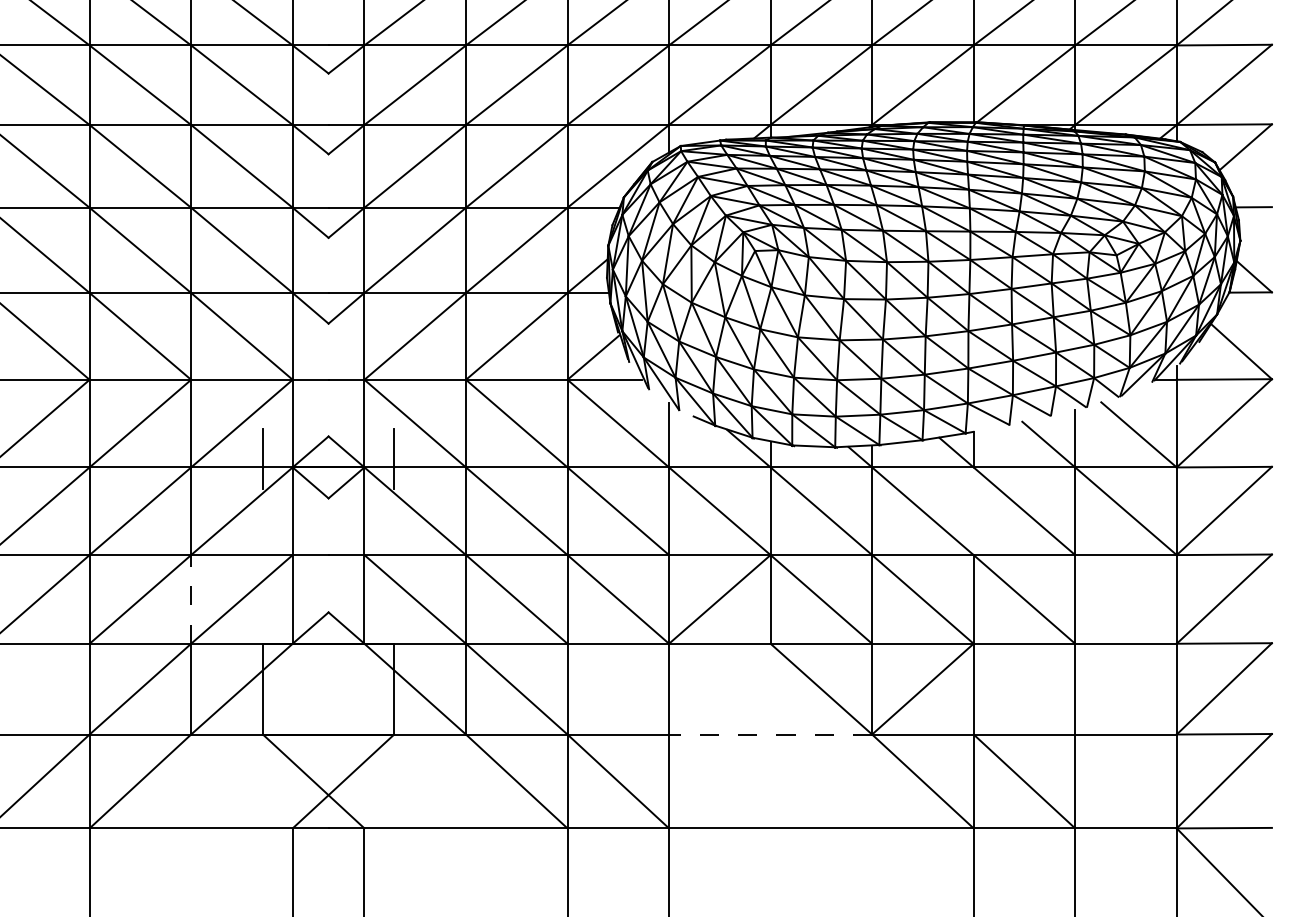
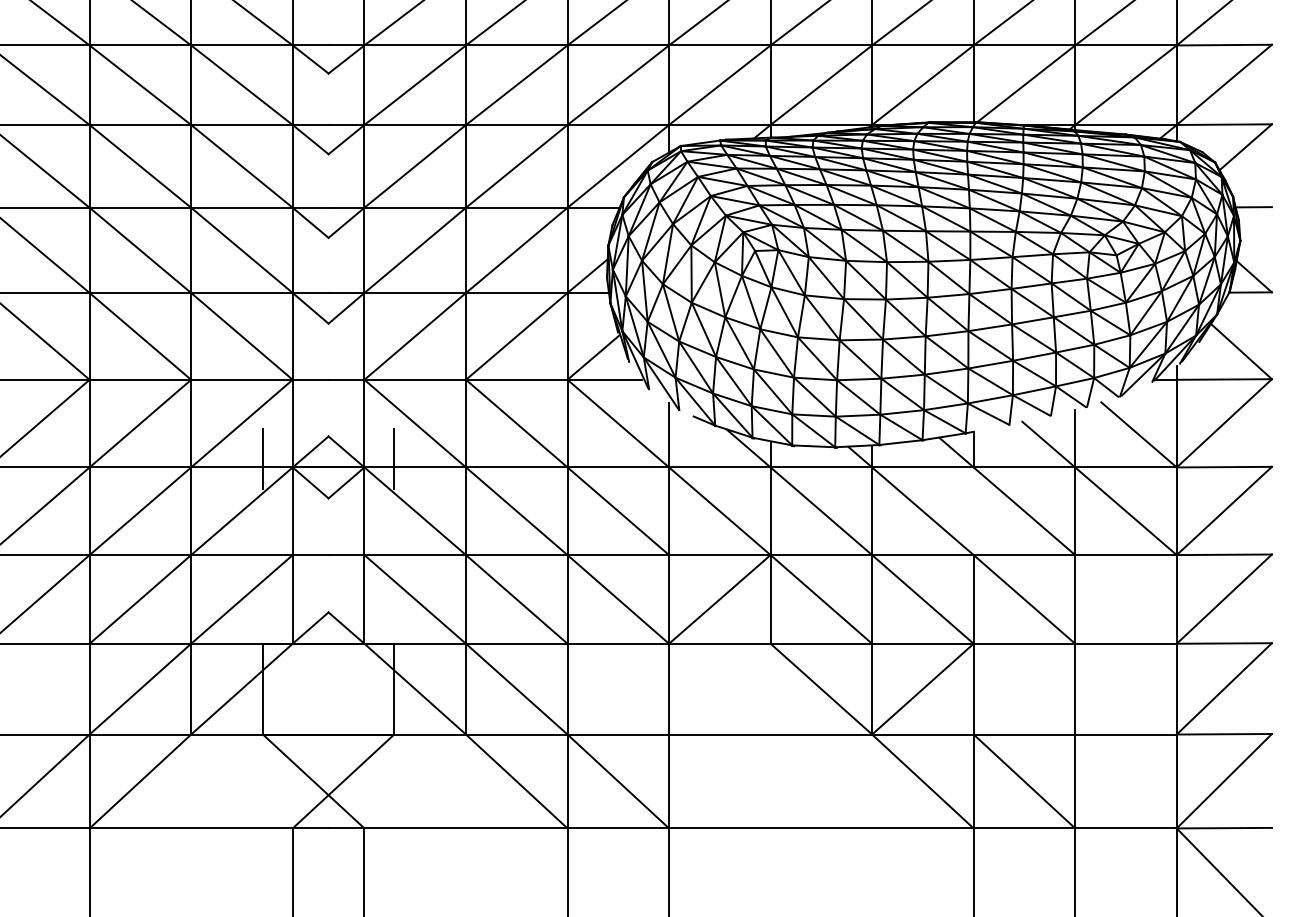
line: dashed -> solid (191, 598)
line: dashed -> solid (770, 734)
